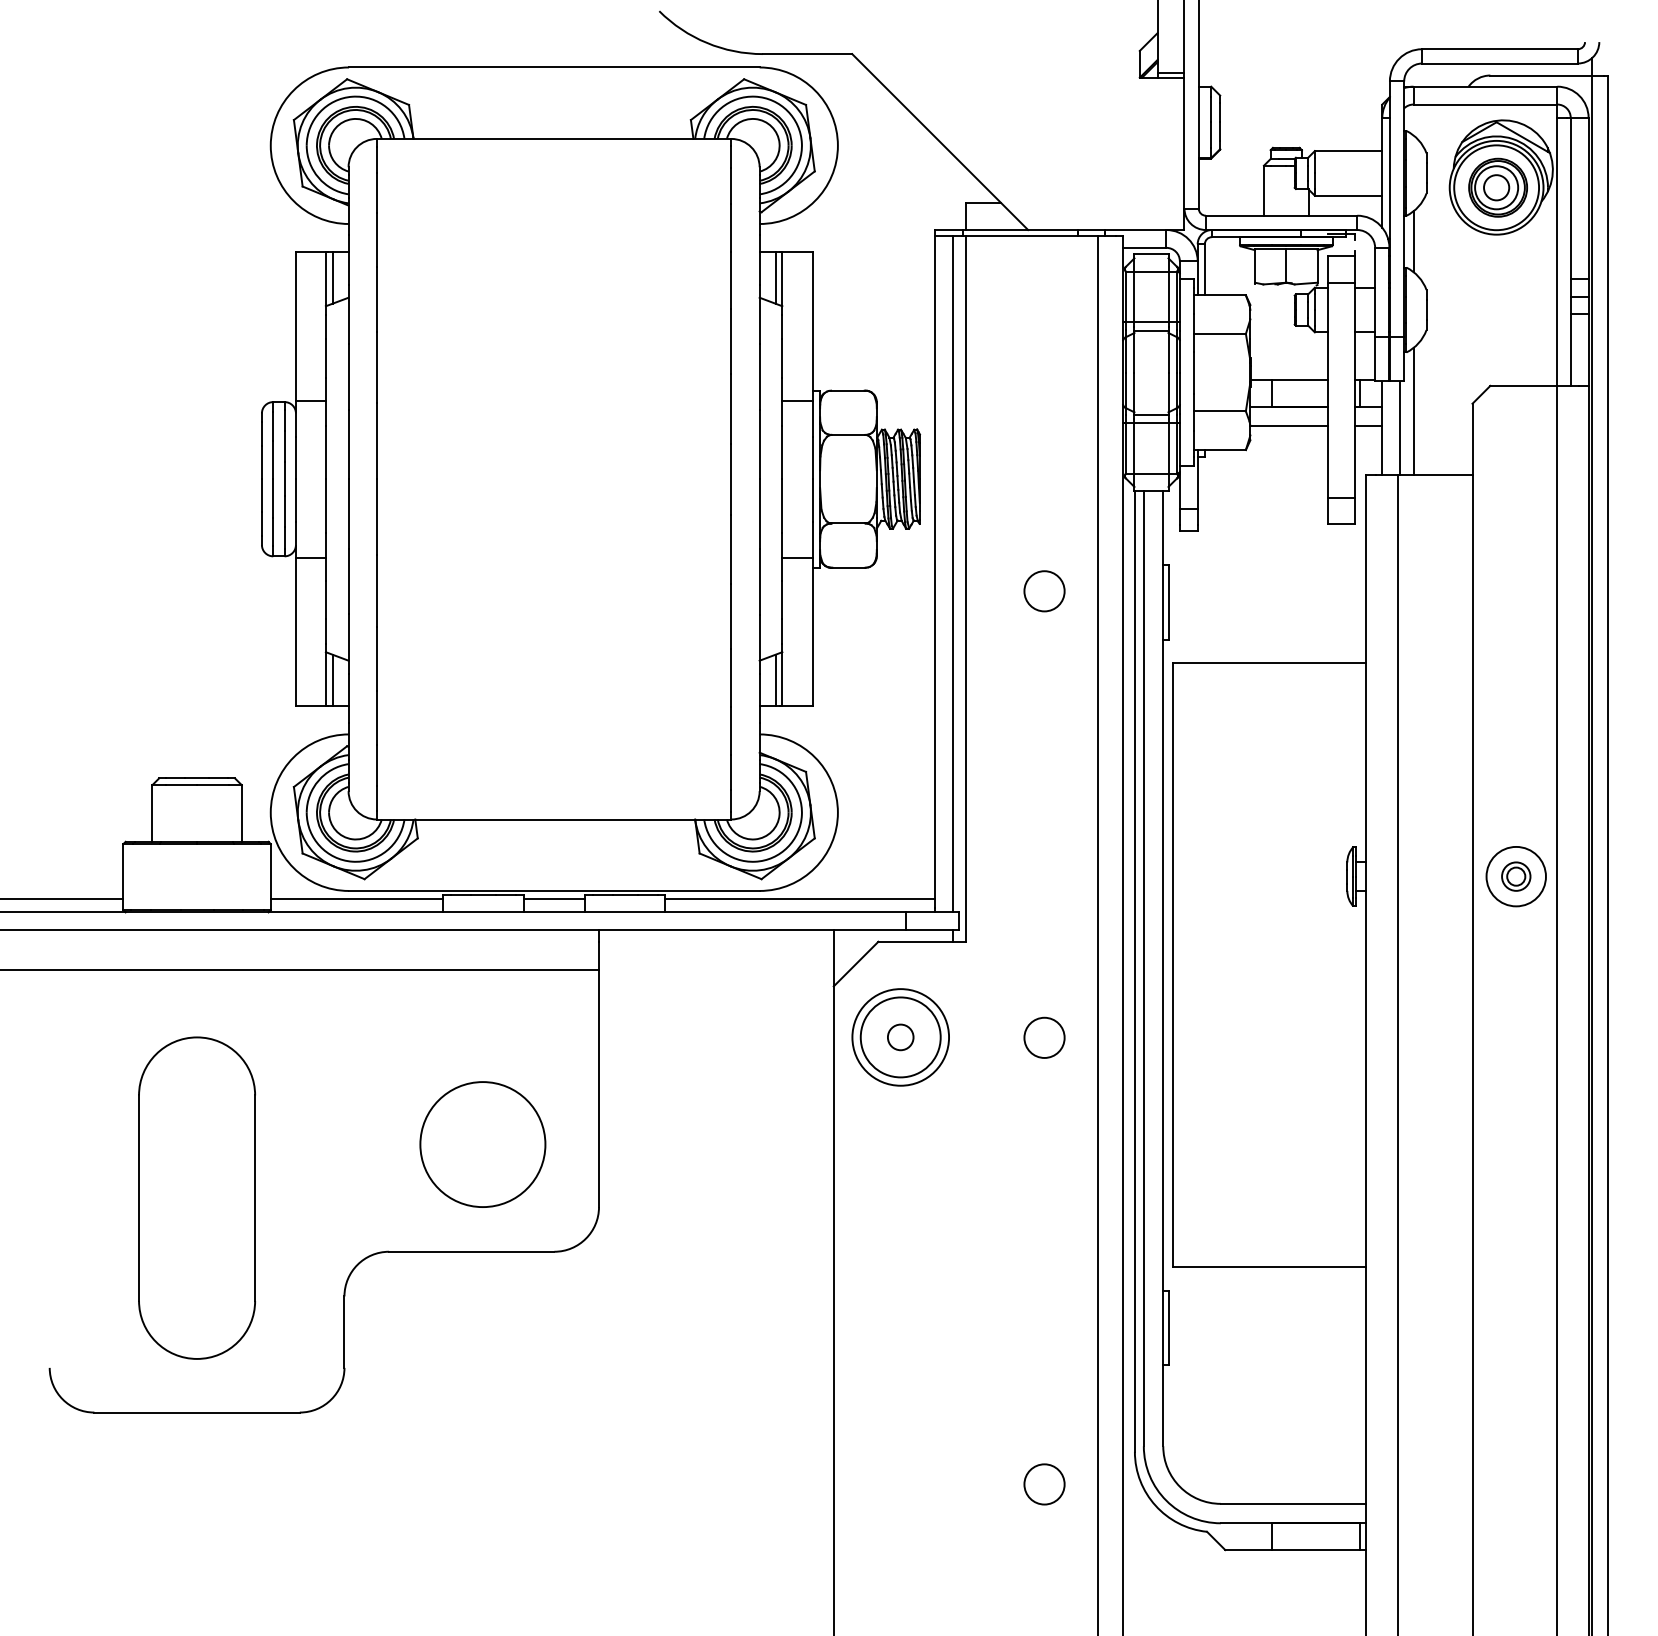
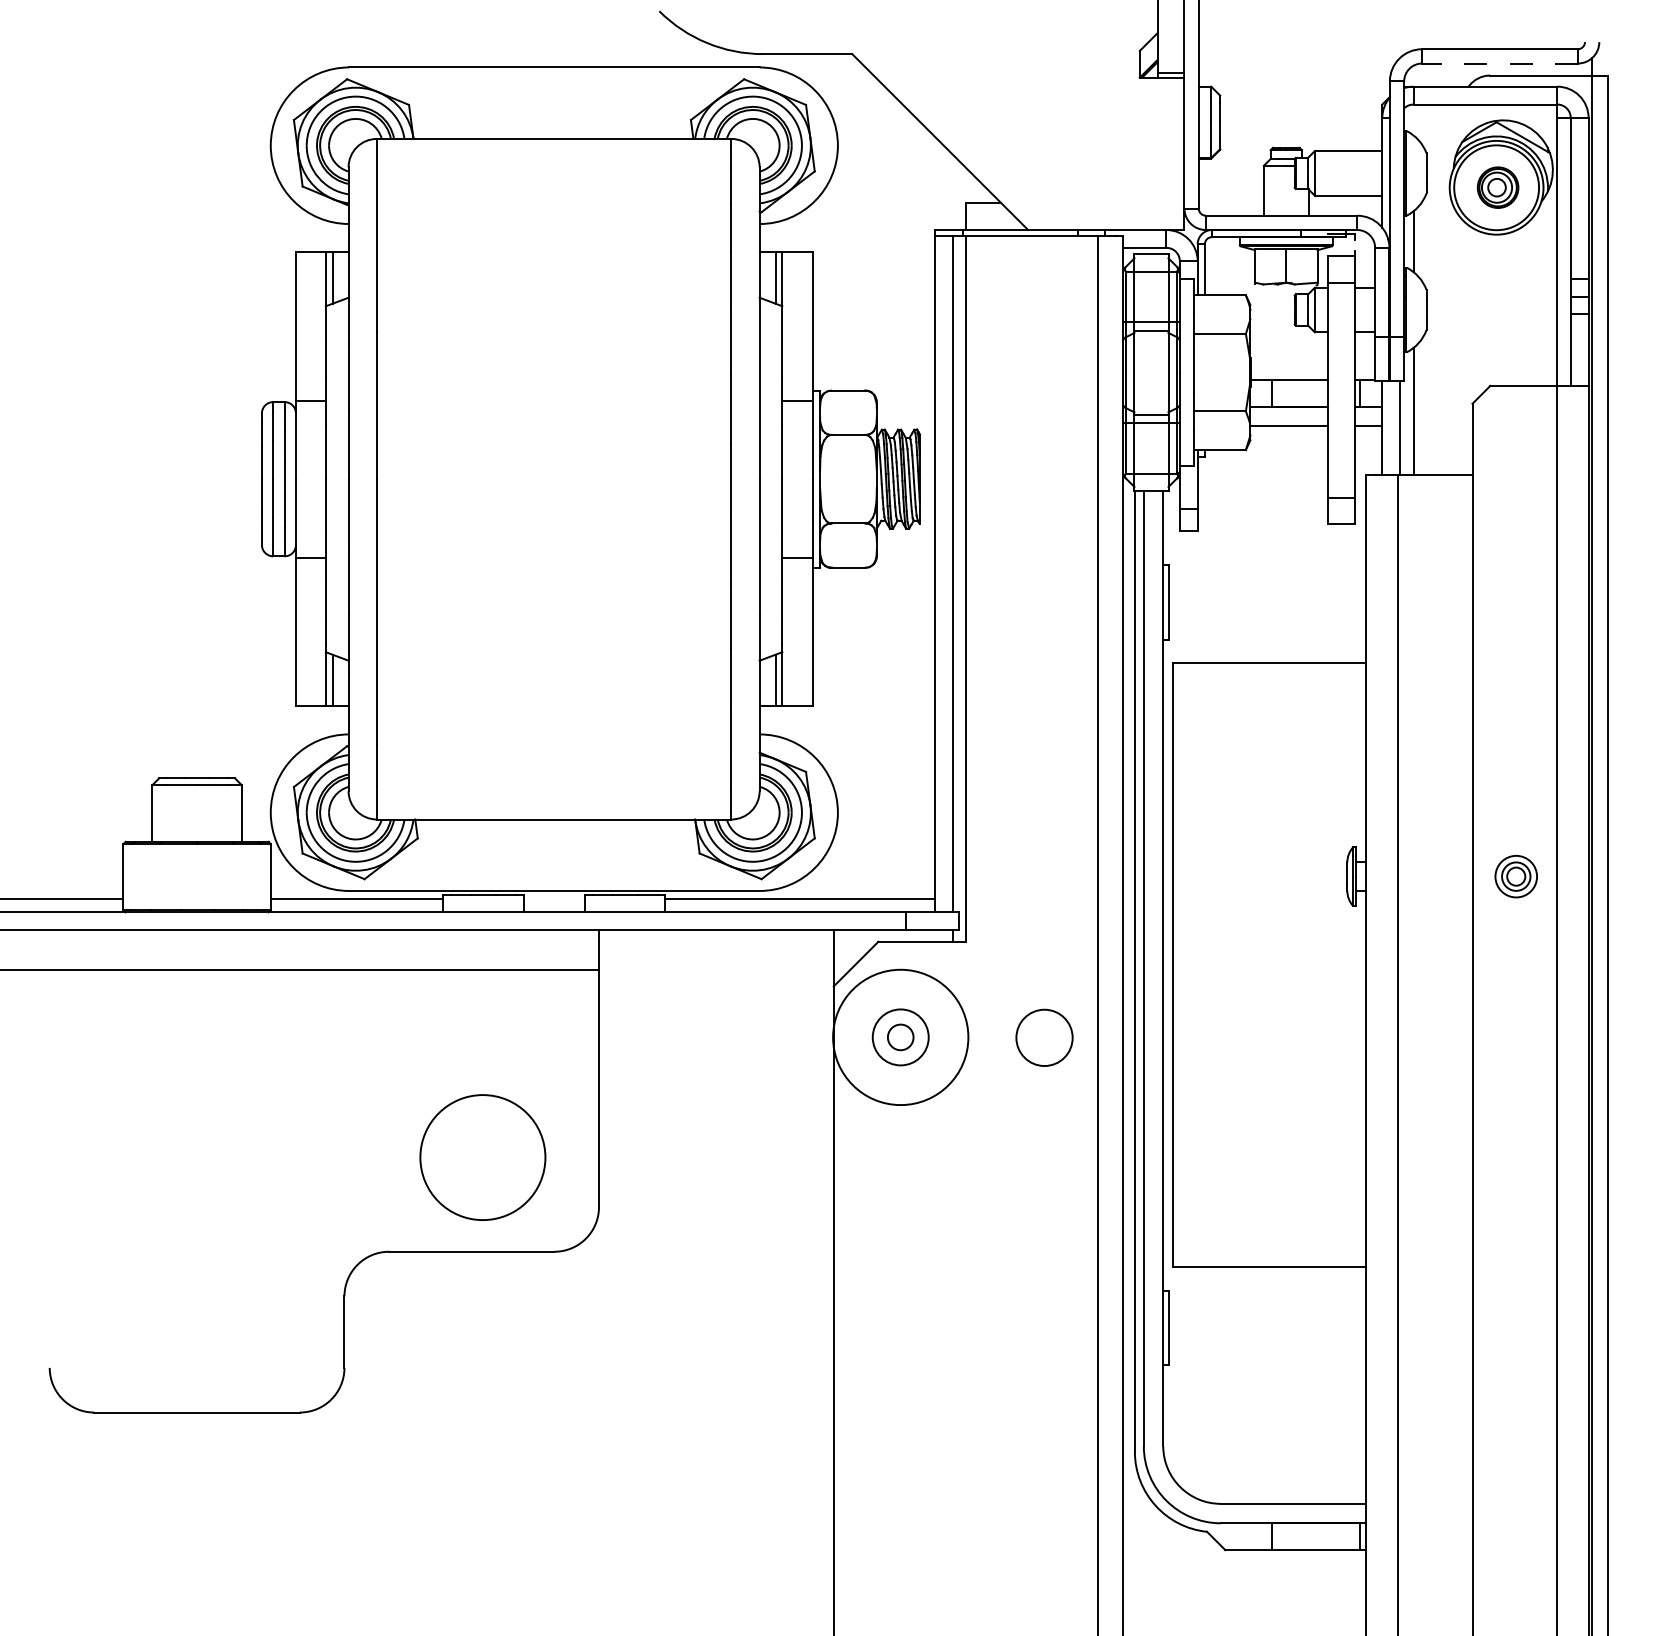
line: solid -> dashed (1499, 63)
part size: 60x61 px -> 44x43 px (1497, 187)
circle: present -> none (1044, 591)
circle diameter: 59 px -> 42 px (1516, 876)
line: present -> none (554, 899)
circle diameter: 80 px -> 56 px (900, 1037)
circle diameter: 97 px -> 135 px (900, 1037)
circle diameter: 40 px -> 56 px (1044, 1037)
circle position: (482, 1144) -> (482, 1157) (482, 1157)
part: present -> none (196, 1197)
circle: present -> none (1044, 1484)
